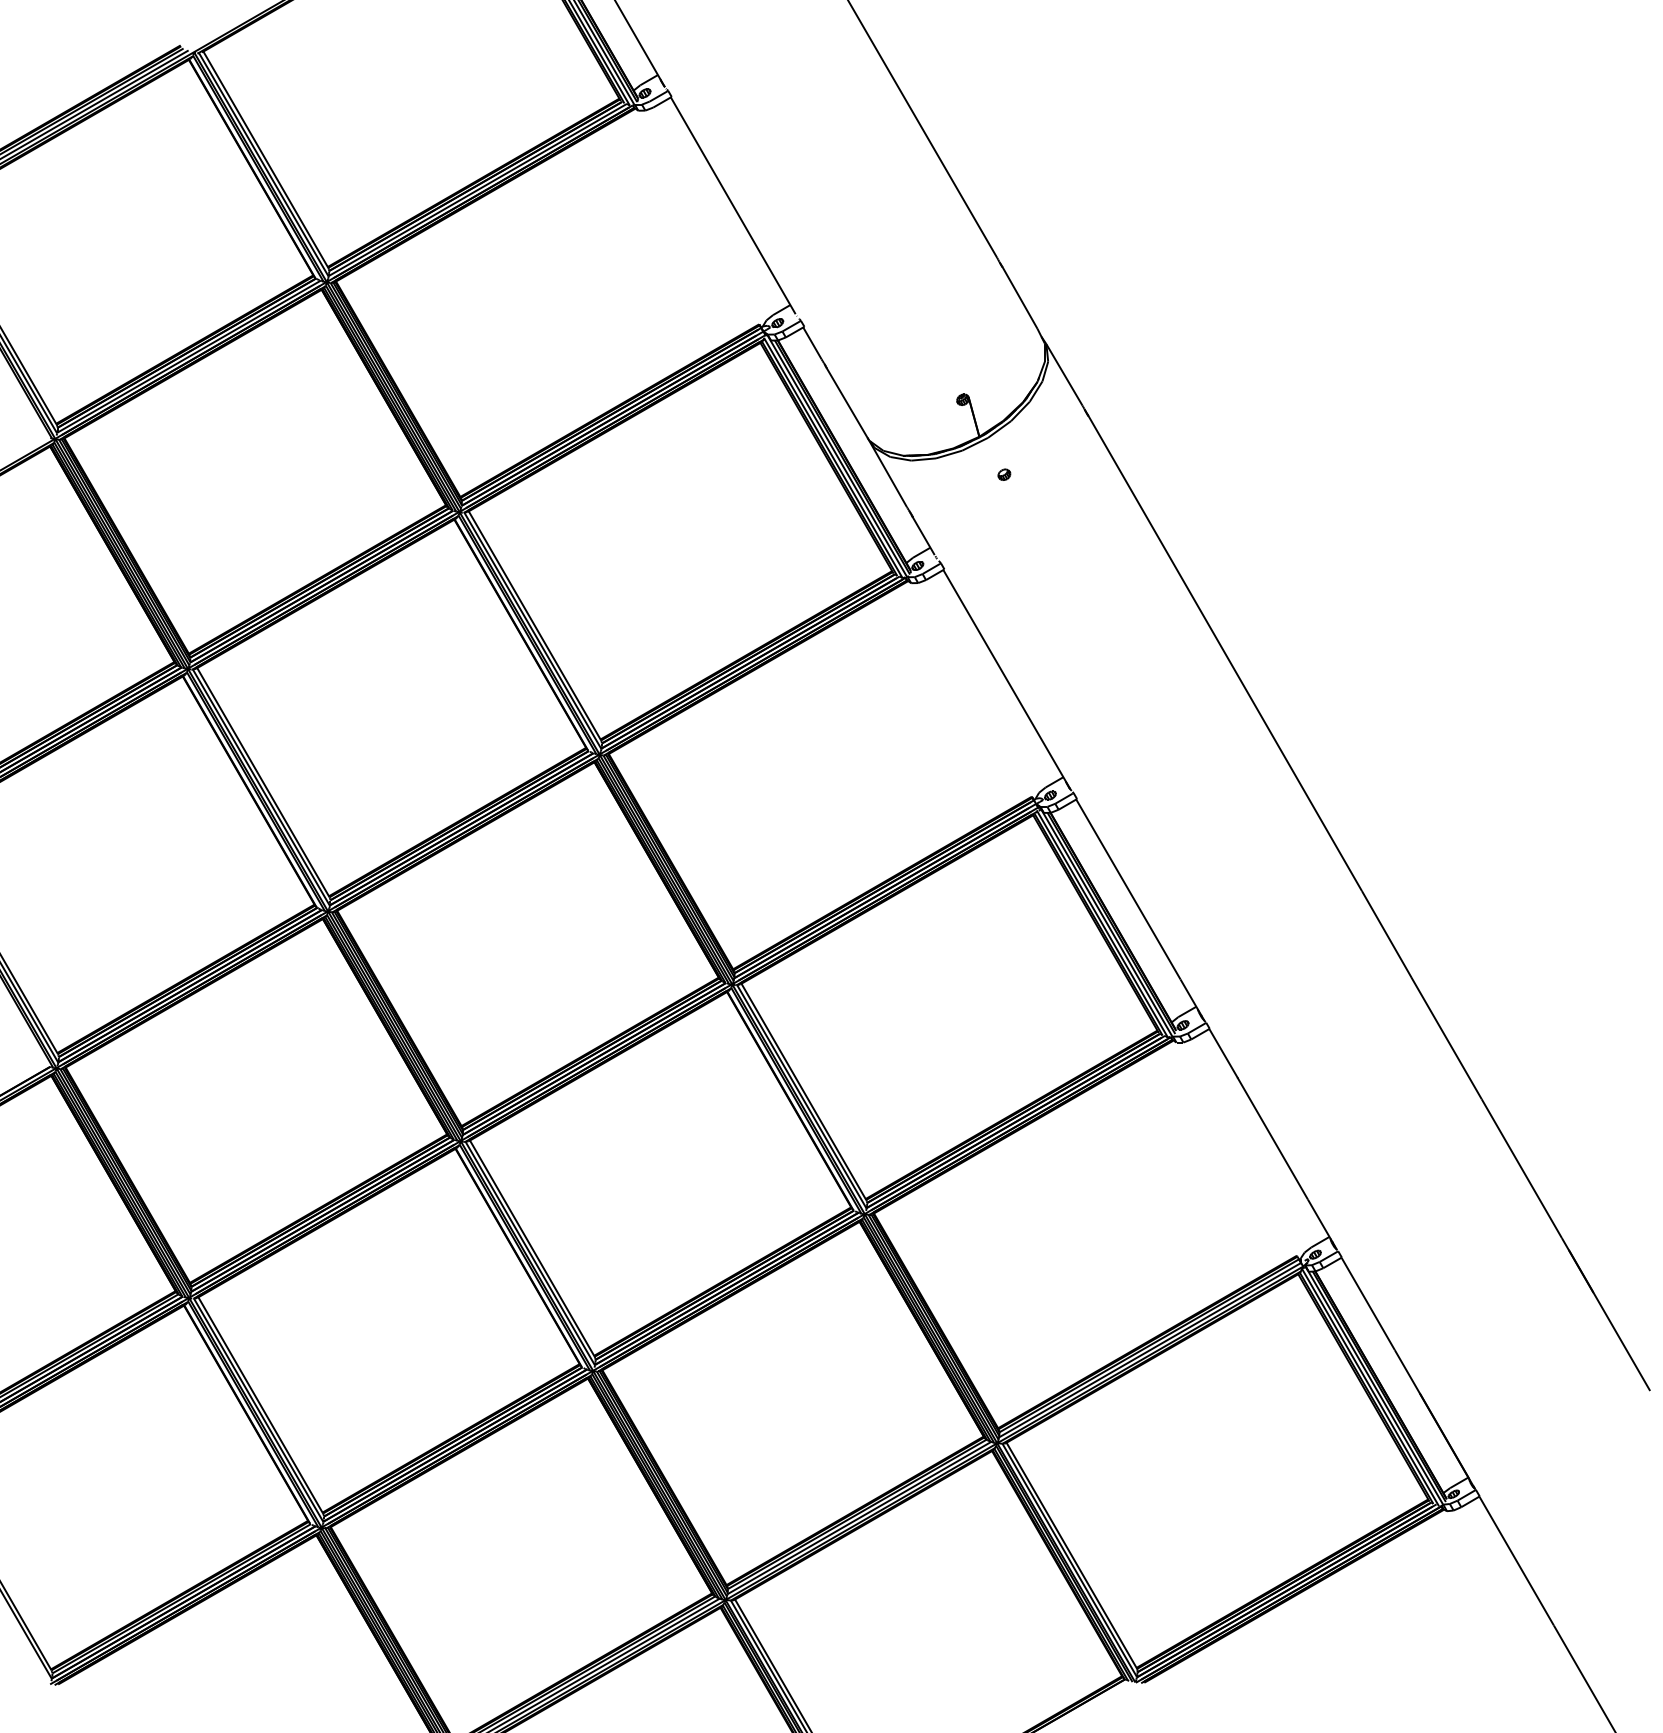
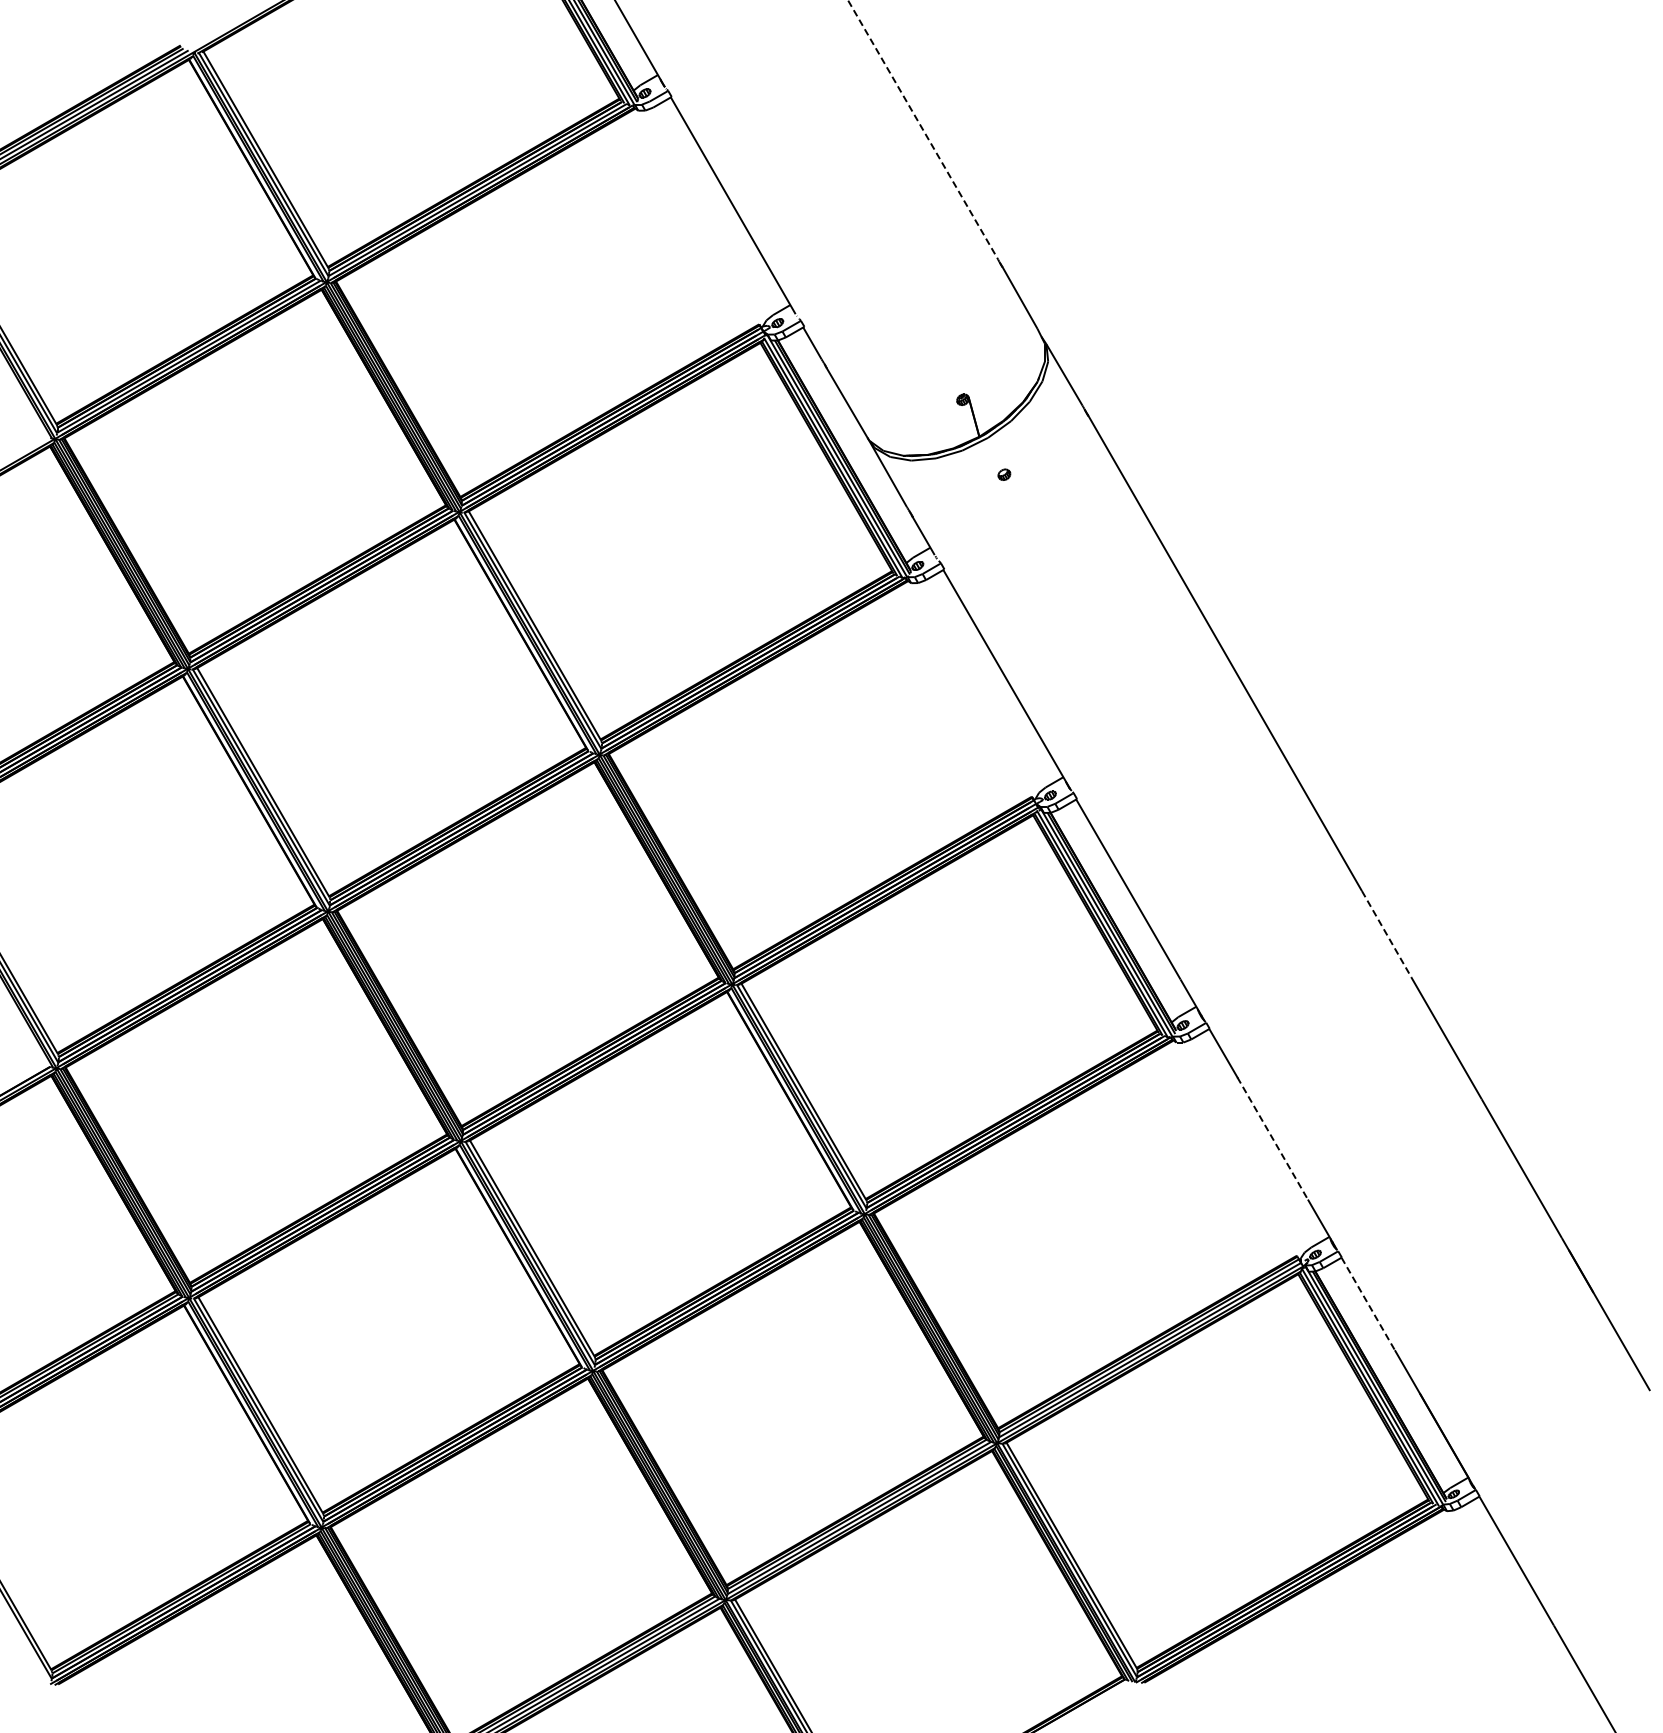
line: solid -> dashed (922, 129)
line: solid -> dashed (1386, 934)
line: solid -> dashed (1272, 1138)
line: solid -> dashed (1368, 1304)
